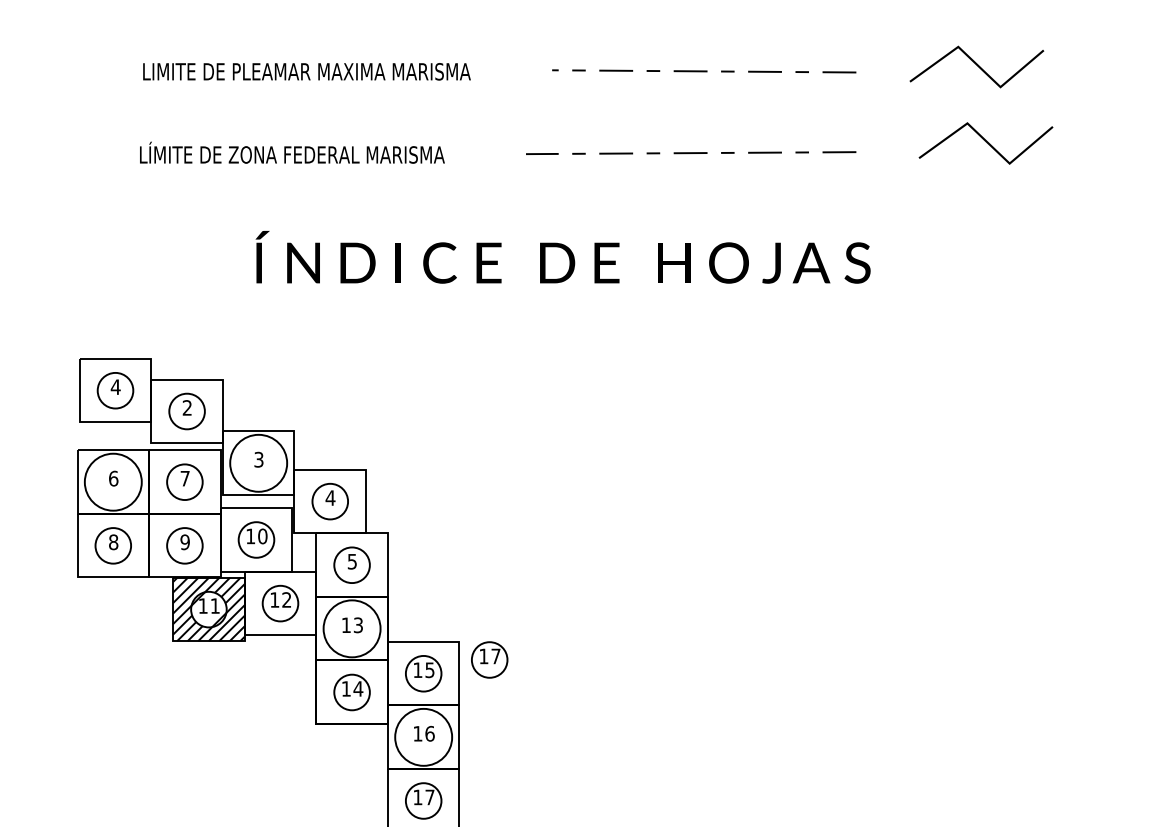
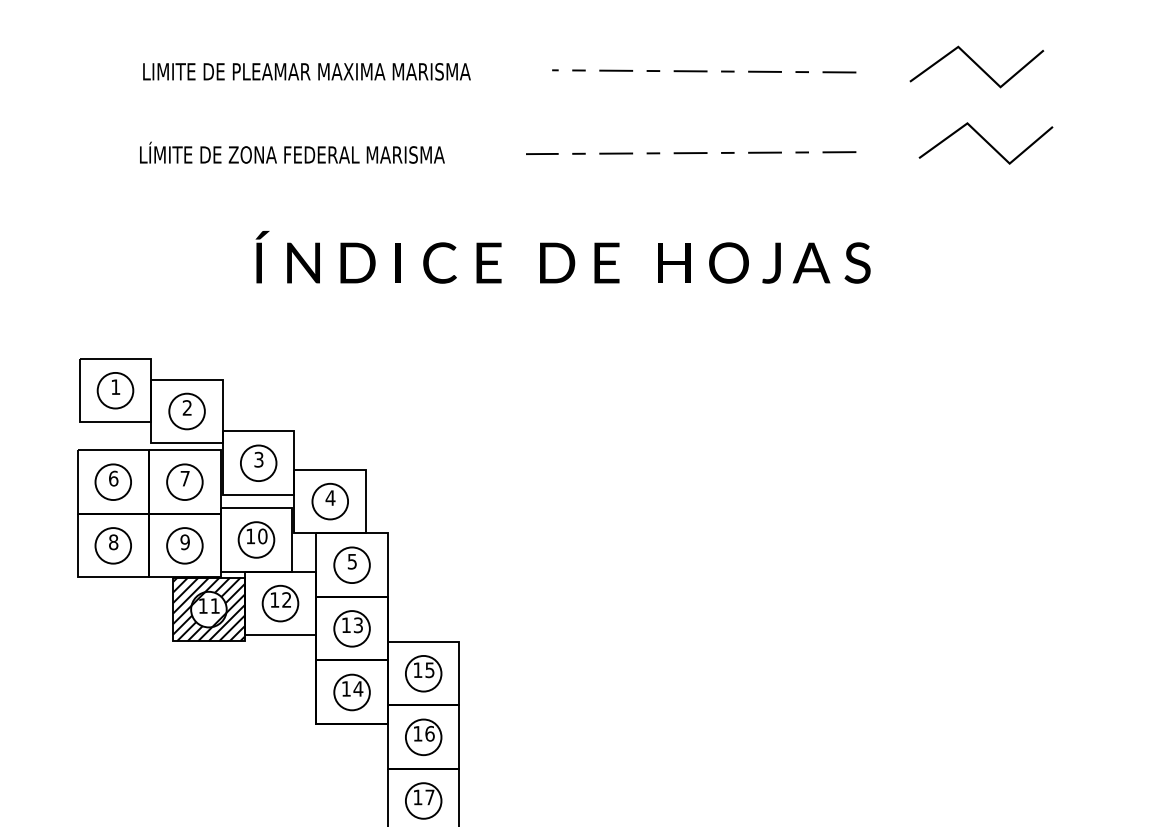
text: 4 -> 1 (115, 386)
circle diameter: 57 px -> 36 px (258, 463)
circle diameter: 57 px -> 36 px (113, 482)
circle diameter: 57 px -> 36 px (351, 628)
part: present -> none (489, 659)
circle diameter: 57 px -> 36 px (423, 737)
